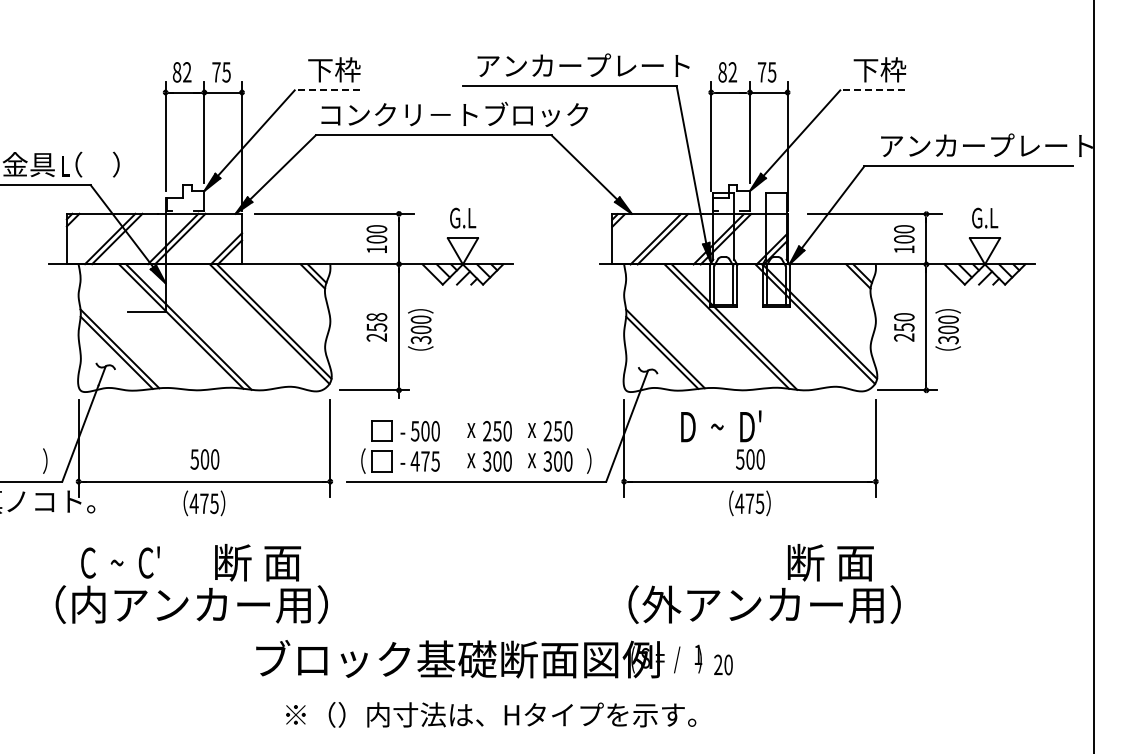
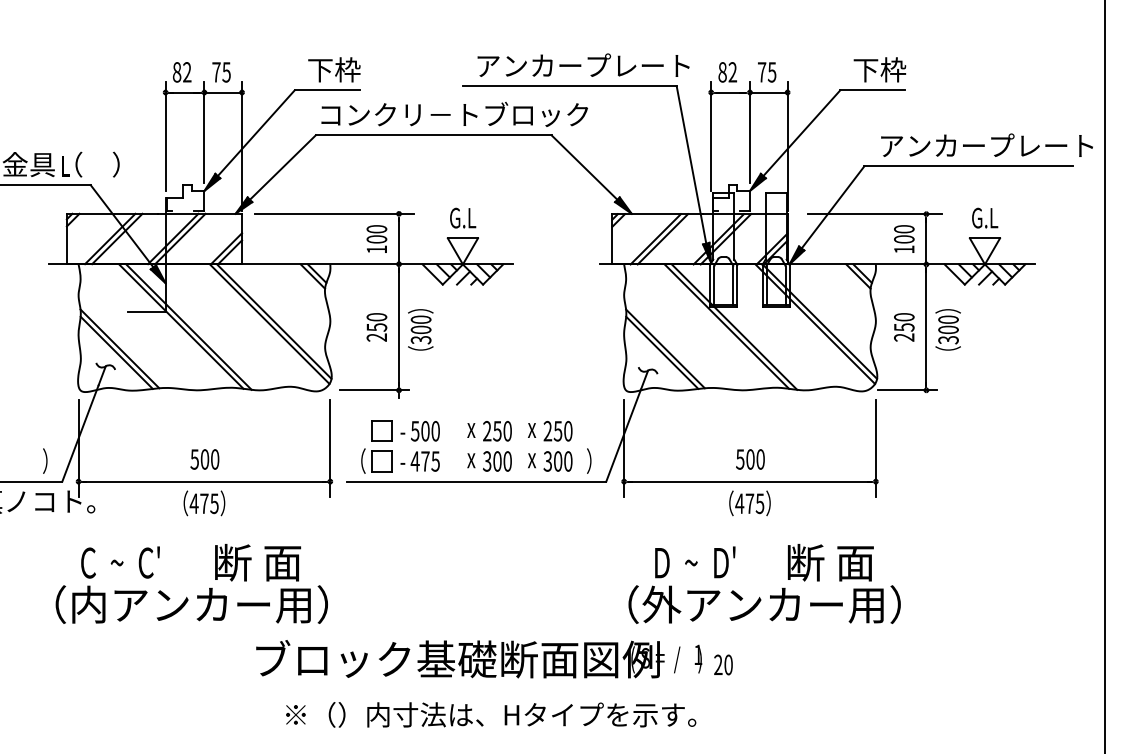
line: dashed -> solid (326, 90)
line: dashed -> solid (872, 90)
text: 258 -> 250 (376, 317)
line position: (1093, 376) -> (1104, 376) (1104, 376)
text position: (721, 426) -> (695, 562) (695, 562)
